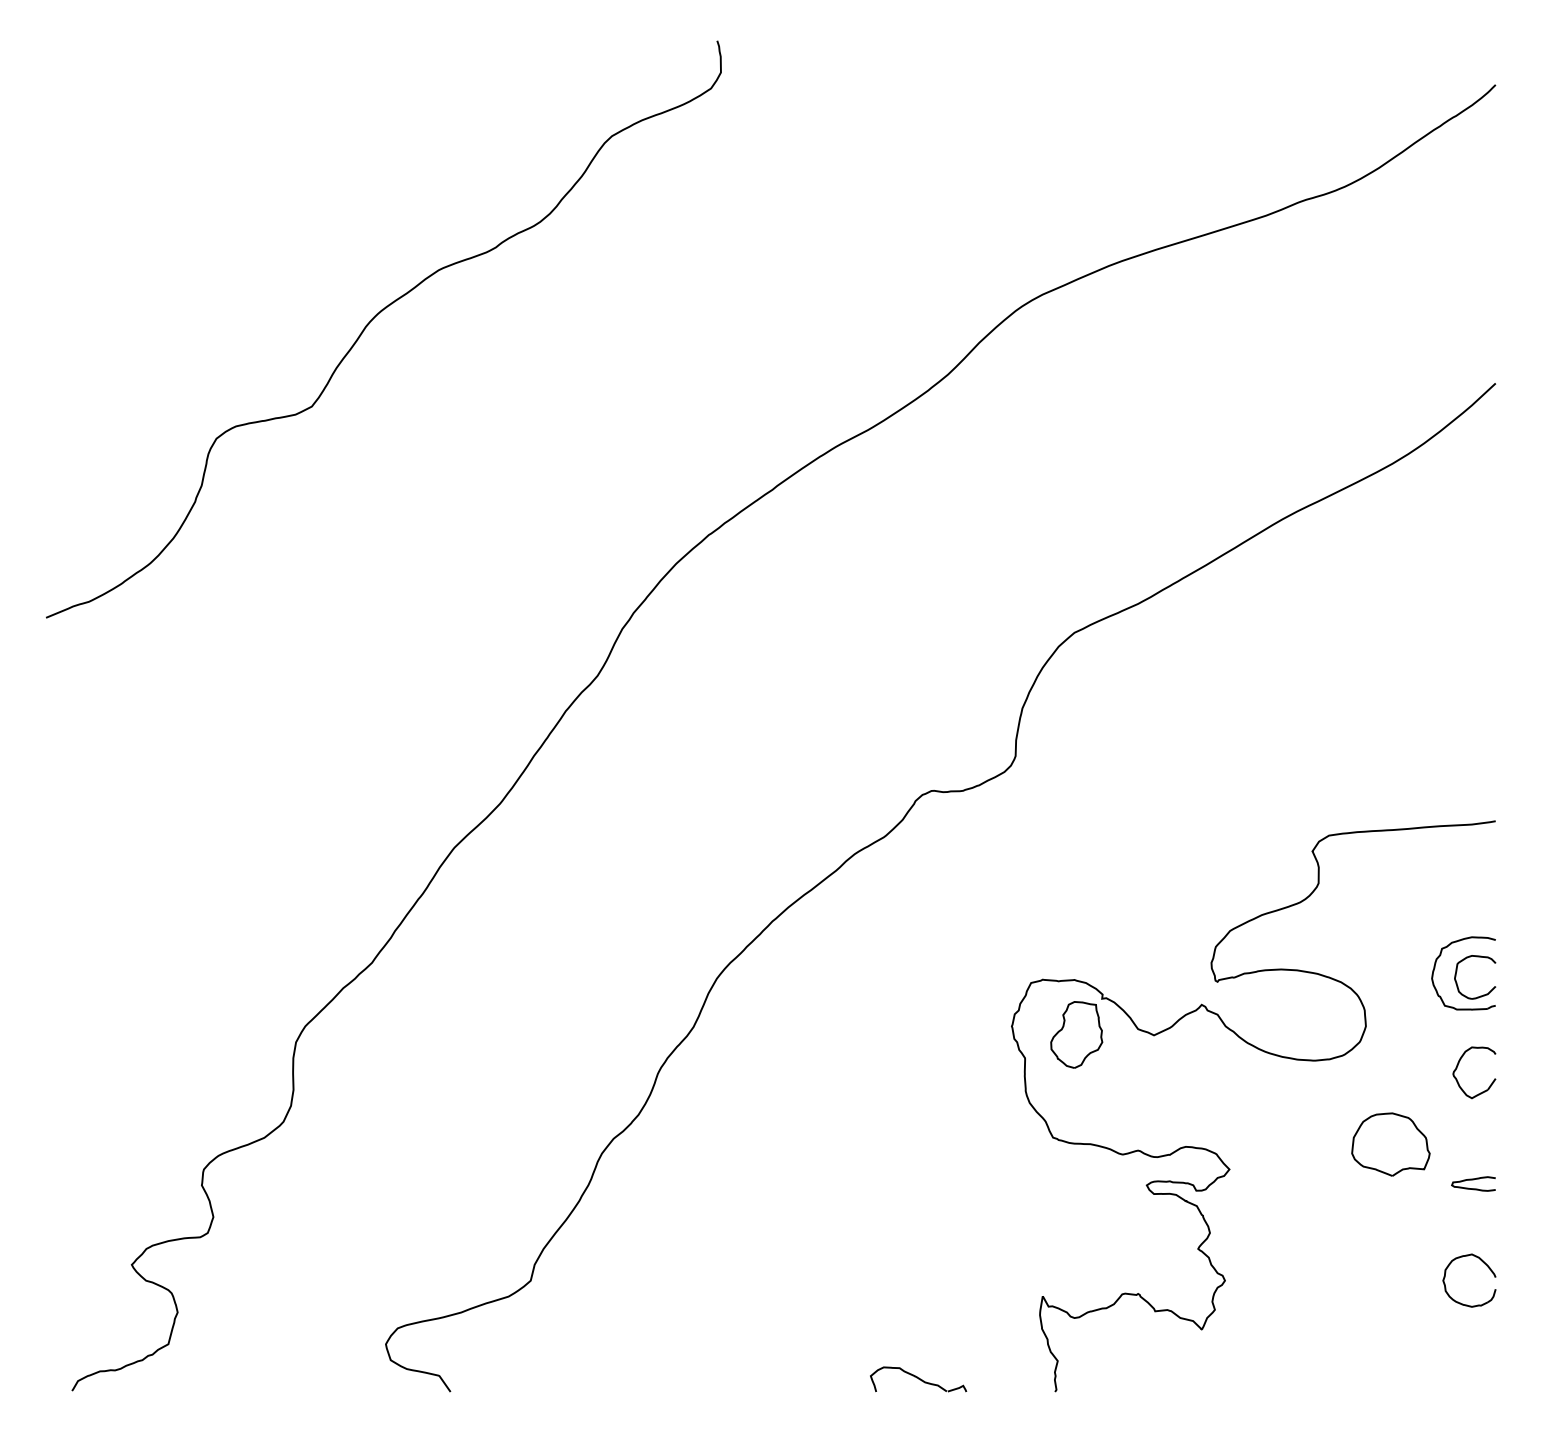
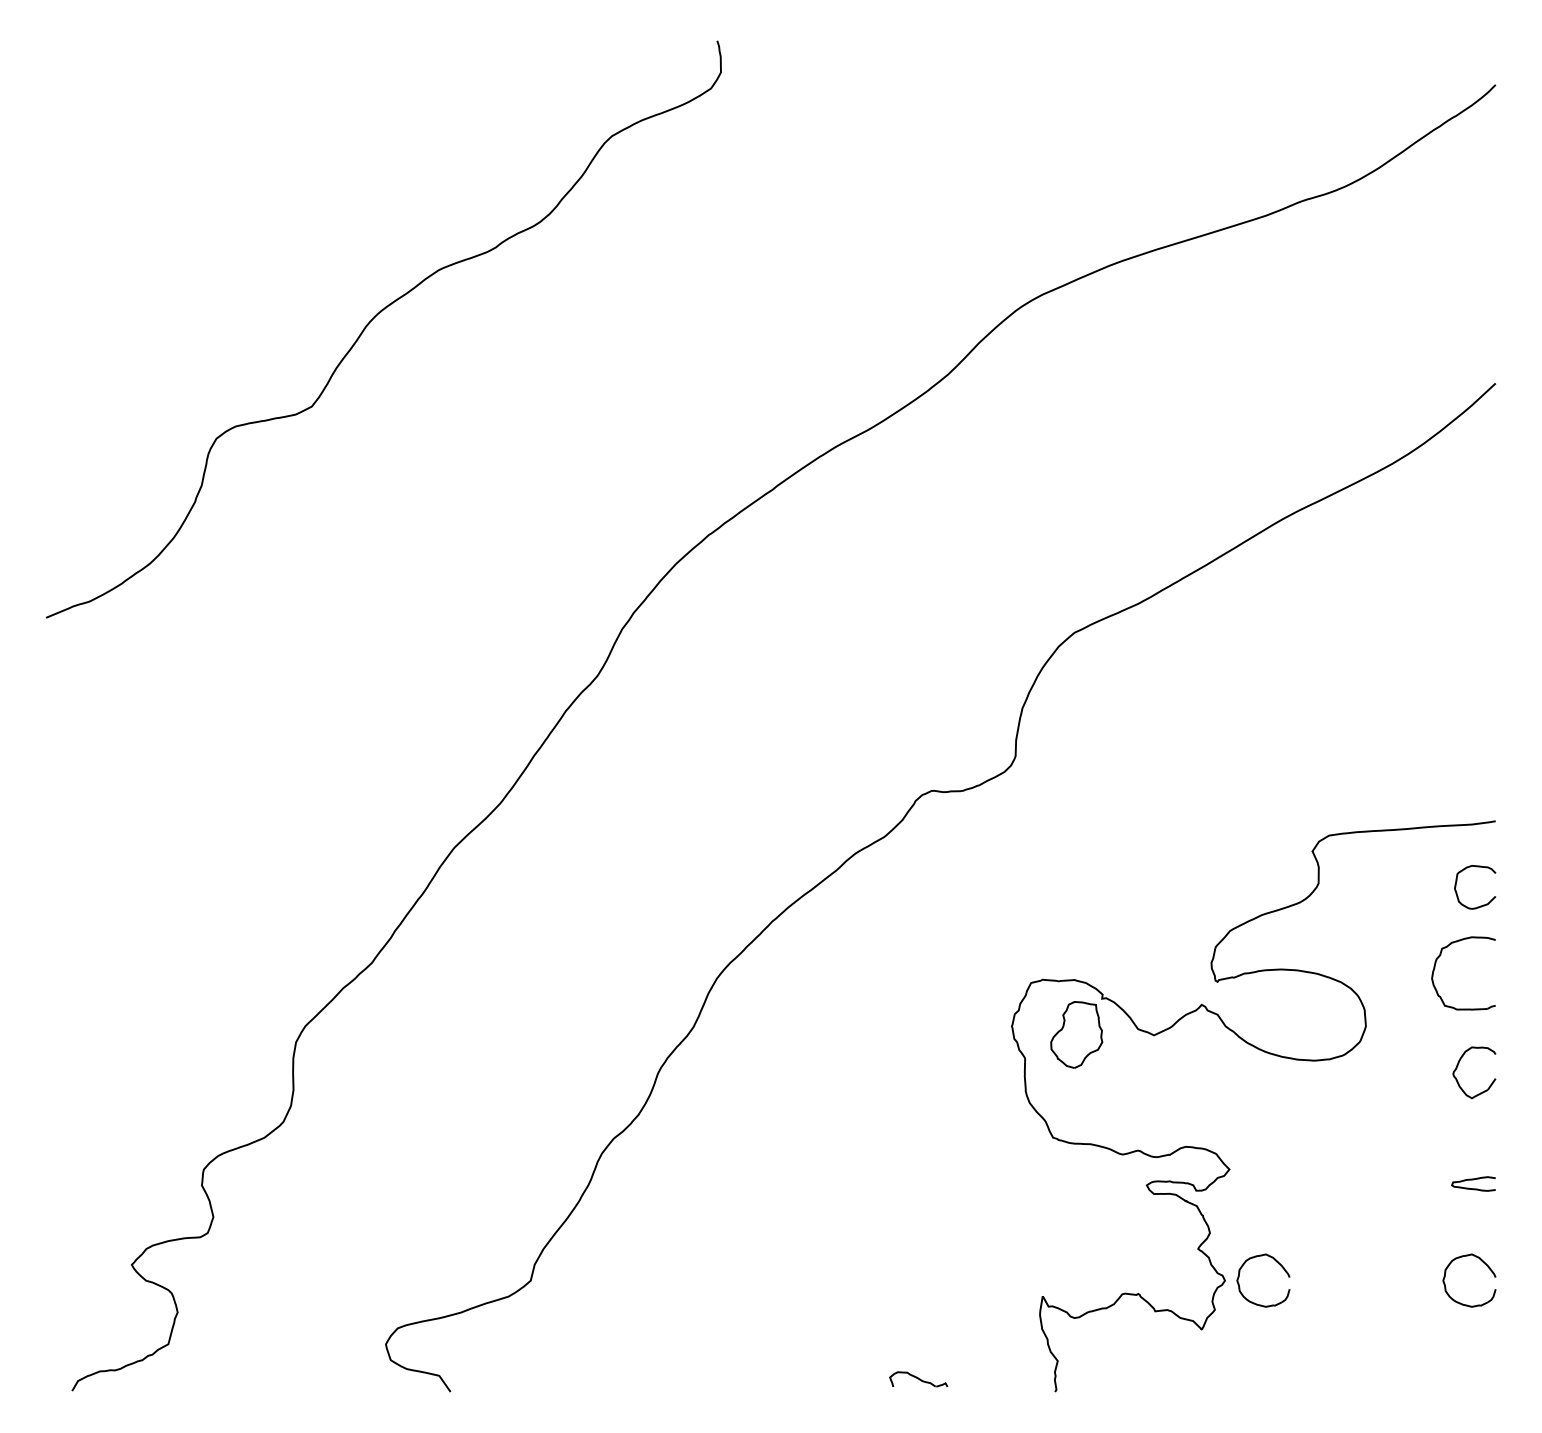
part position: (1457, 982) -> (1457, 892) (1457, 892)
part: present -> none (1390, 1144)
part: none -> present (1278, 1264)
part size: 98x27 px -> 60x17 px (918, 1379)
